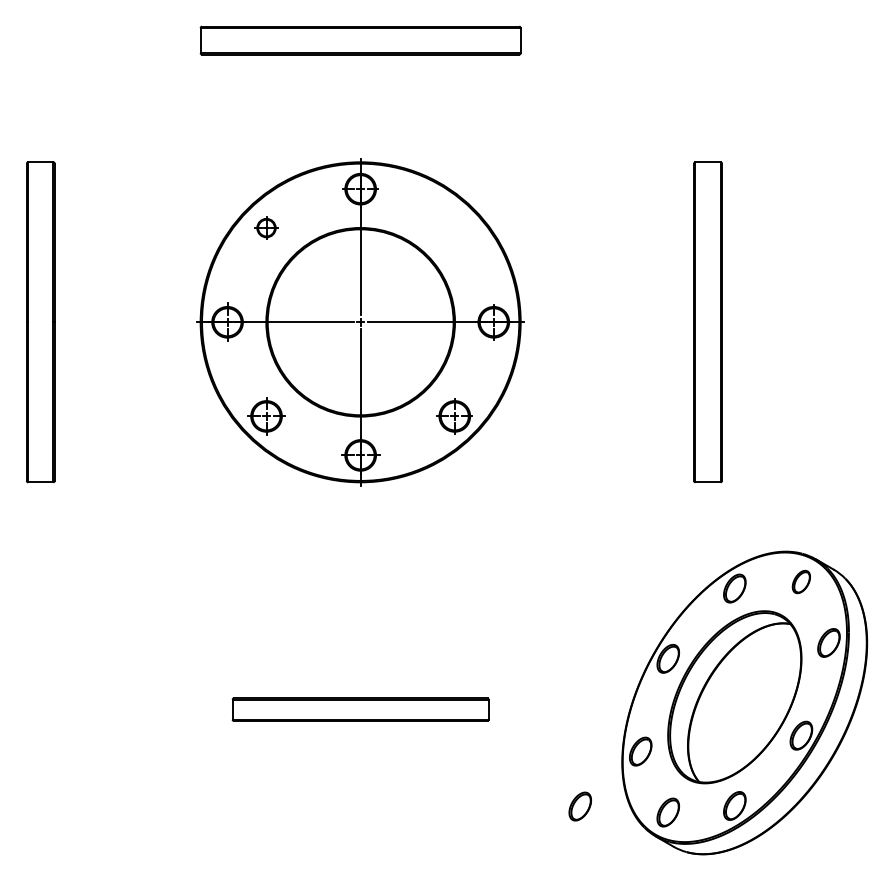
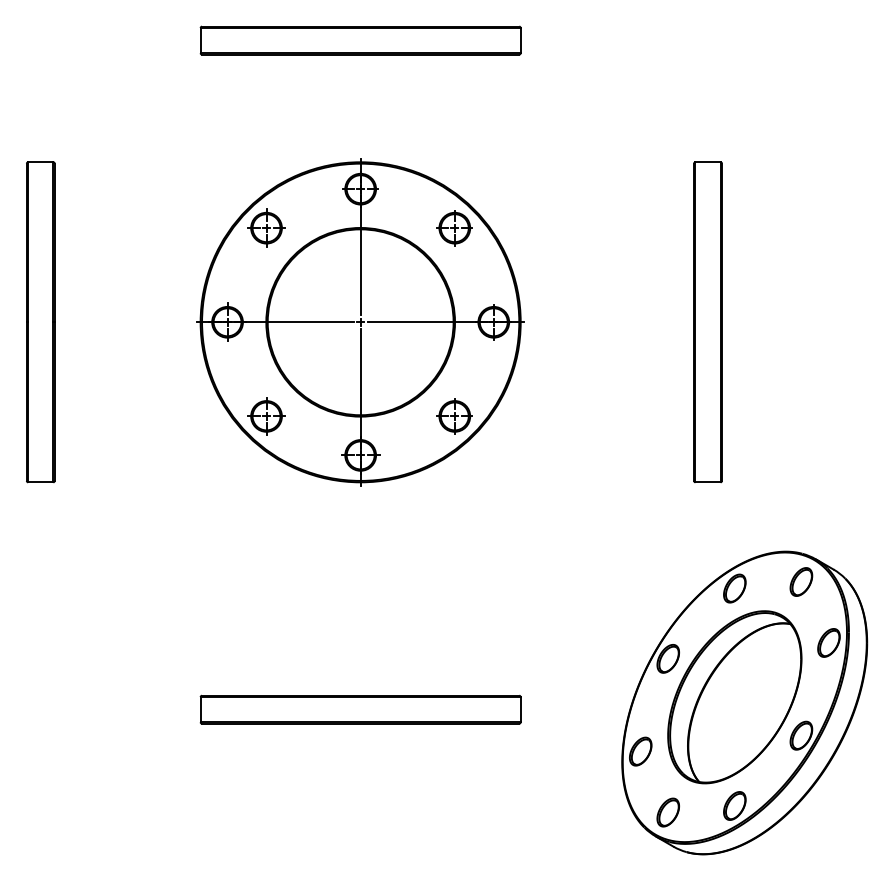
part size: 25x24 px -> 39x40 px (266, 227)
part: none -> present (454, 228)
part size: 20x26 px -> 25x30 px (801, 581)
part size: 259x25 px -> 323x31 px (360, 709)
part: present -> none (579, 806)
